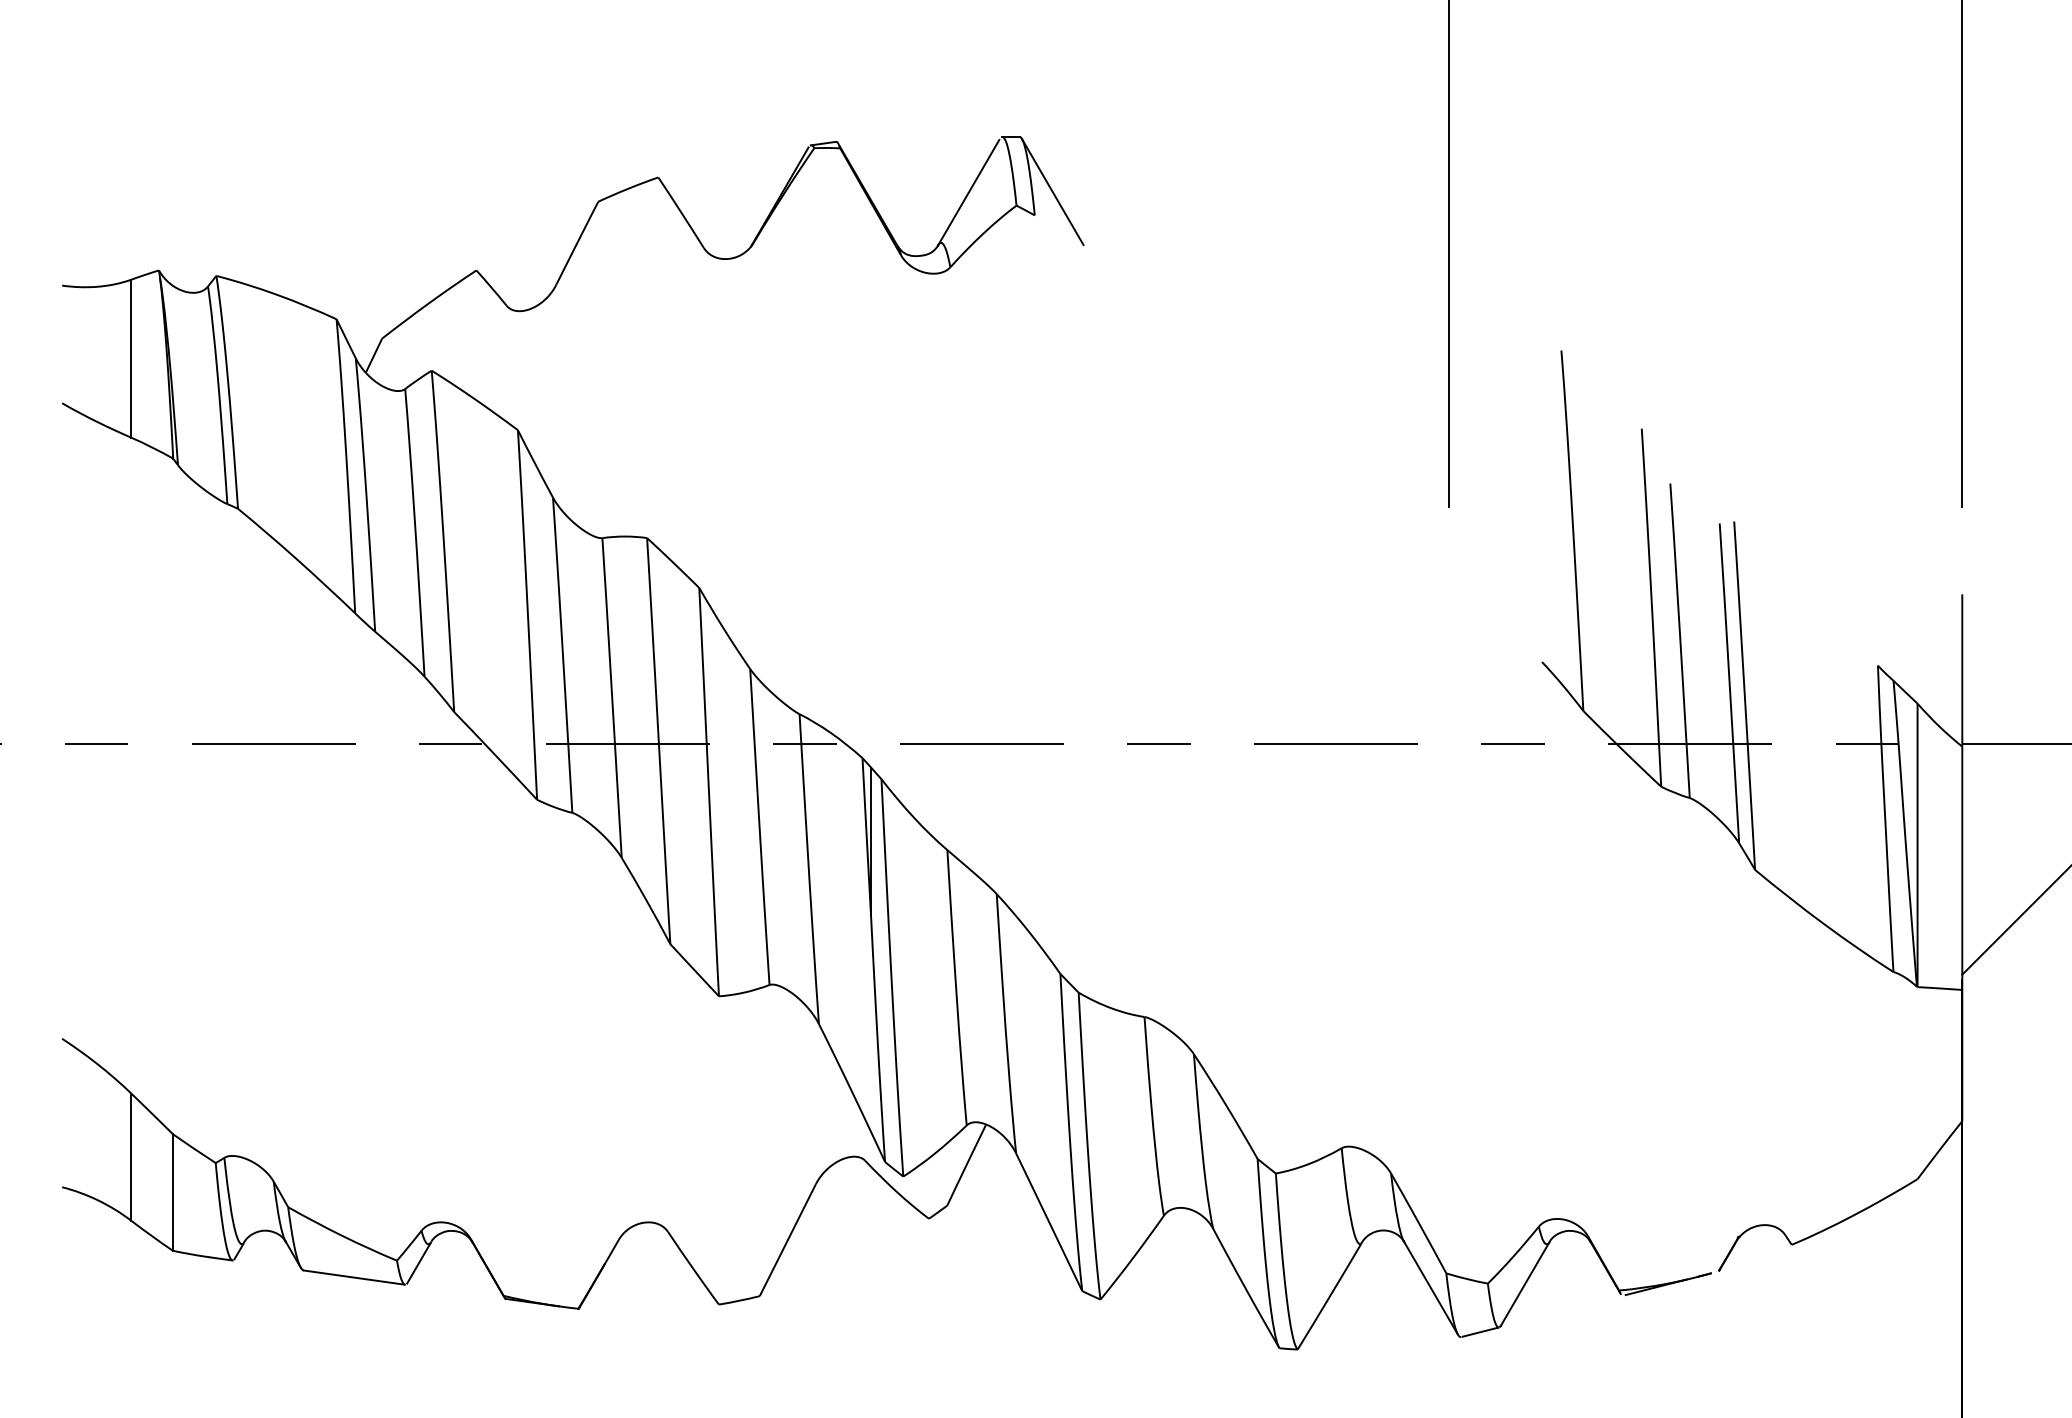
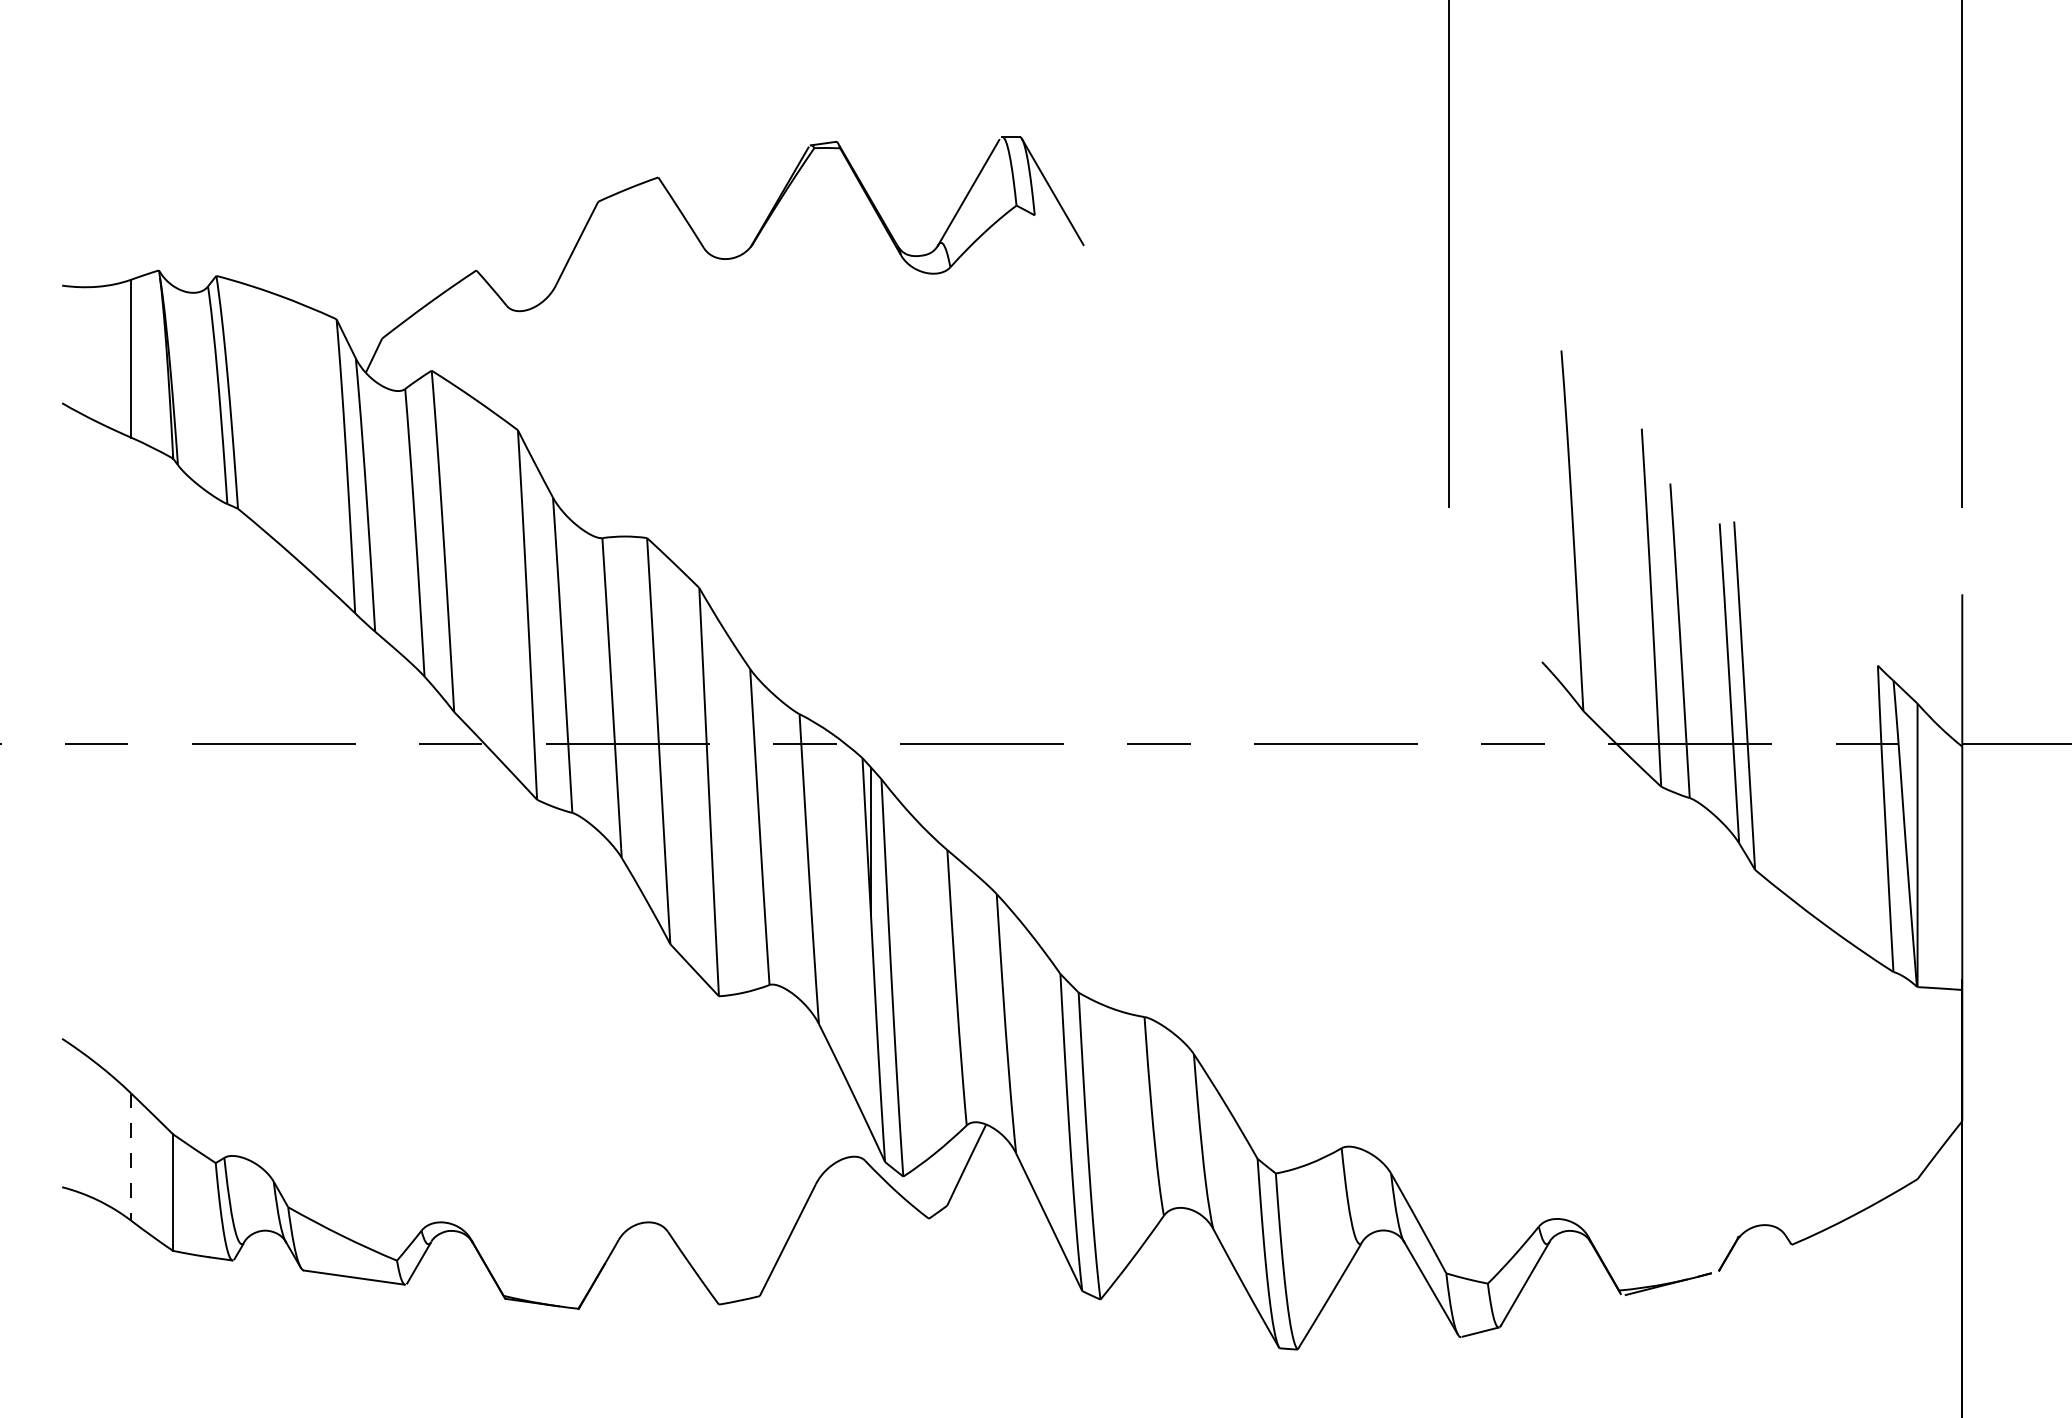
line: present -> none (2015, 921)
line: solid -> dashed (131, 1157)
